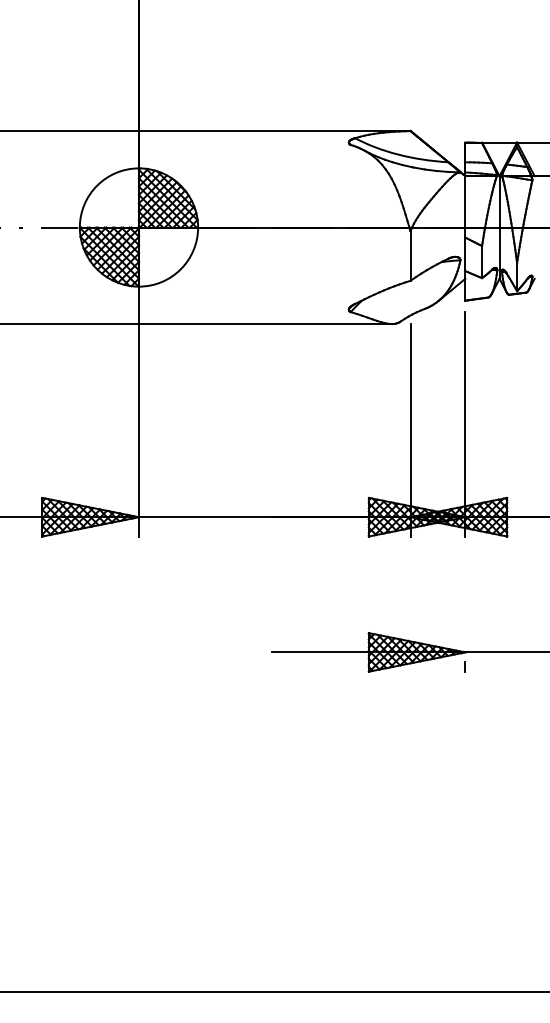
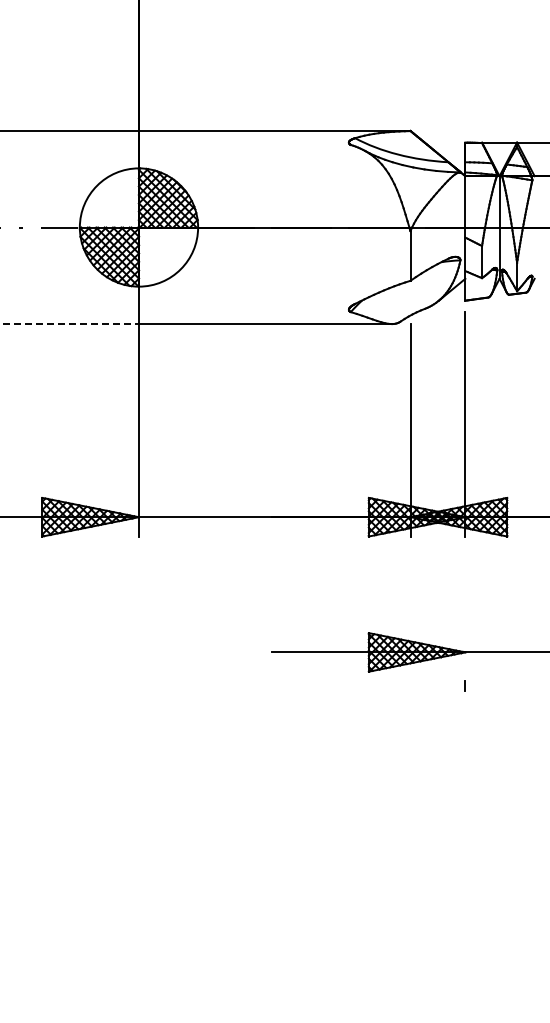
line: solid -> dashed (70, 324)
line position: (464, 666) -> (464, 685) (464, 685)
line: present -> none (274, 992)
